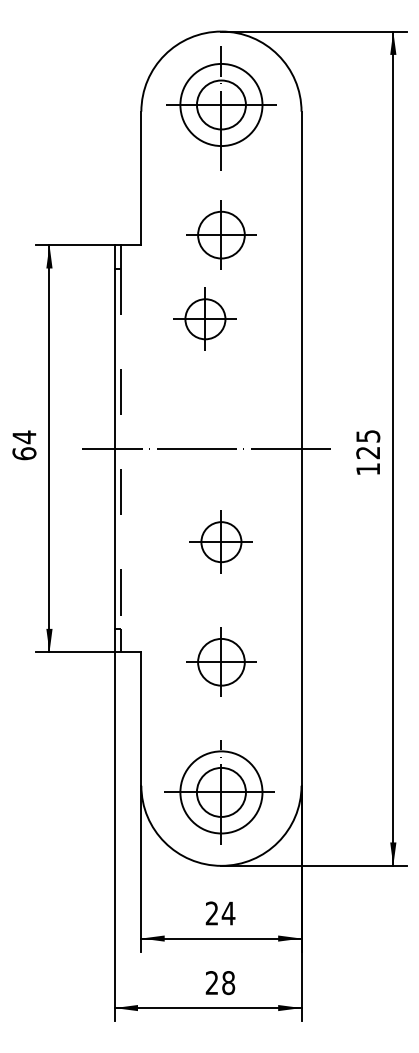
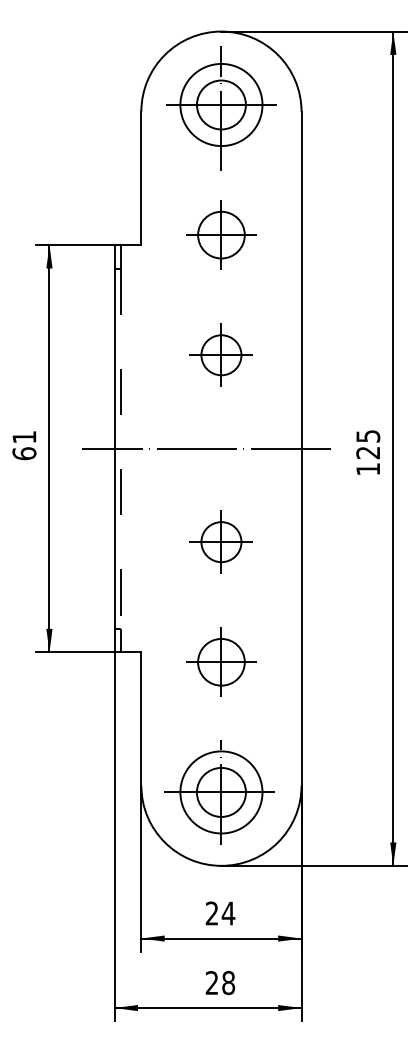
part position: (204, 318) -> (220, 354) (220, 354)
text: 64 -> 61 (24, 437)
